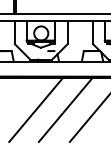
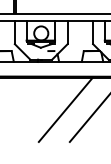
line: present -> none (35, 109)
